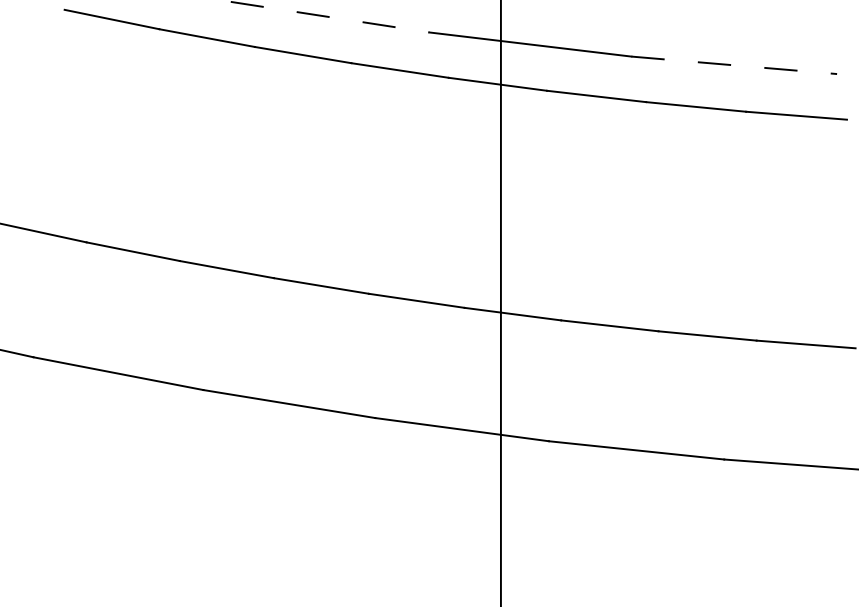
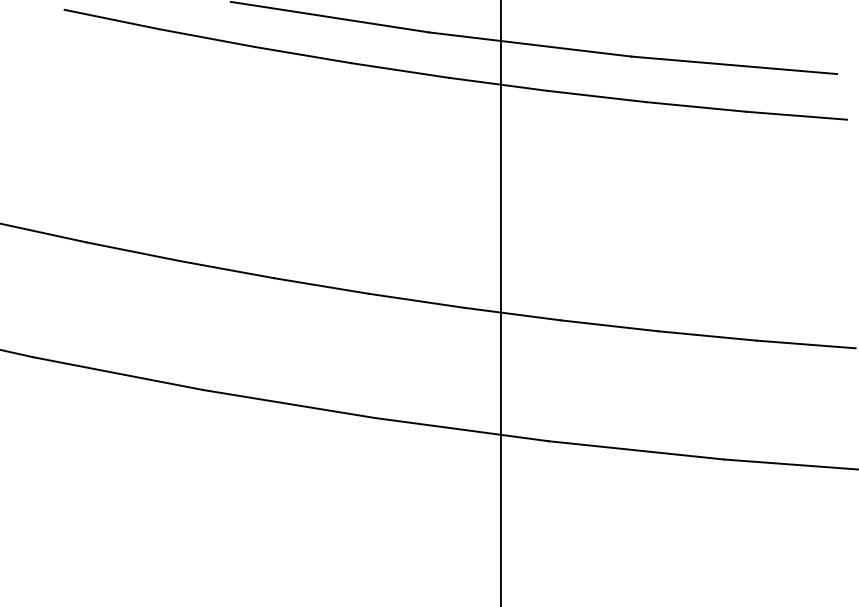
line: dashed -> solid (330, 17)
line: dashed -> solid (734, 65)
